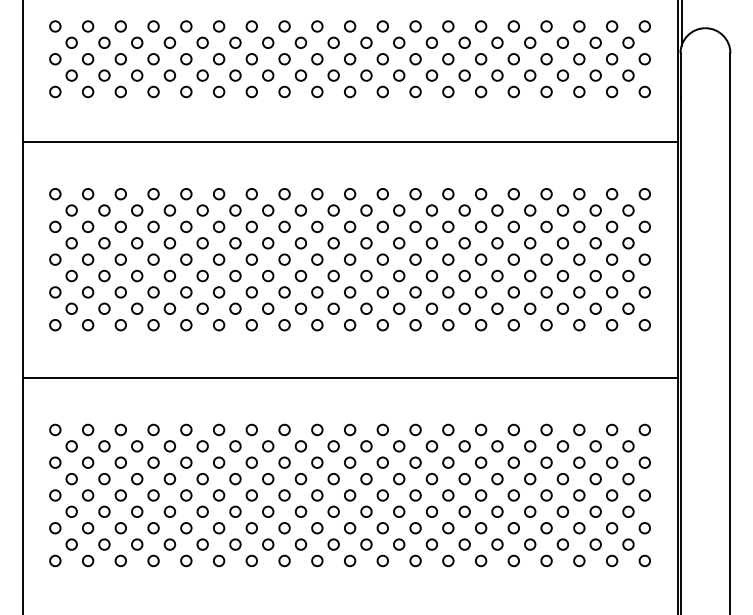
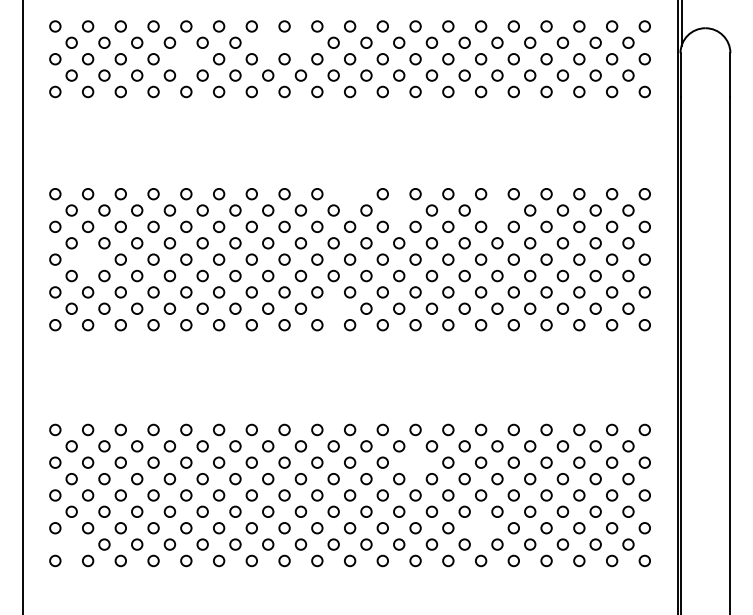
circle: present -> none (268, 42)
circle: present -> none (300, 42)
circle: present -> none (186, 59)
line: present -> none (349, 141)
circle: present -> none (350, 194)
circle: present -> none (399, 210)
circle: present -> none (497, 210)
circle: present -> none (88, 259)
circle: present -> none (333, 308)
line: present -> none (349, 377)
circle: present -> none (415, 462)
circle: present -> none (481, 528)
circle: present -> none (71, 544)
